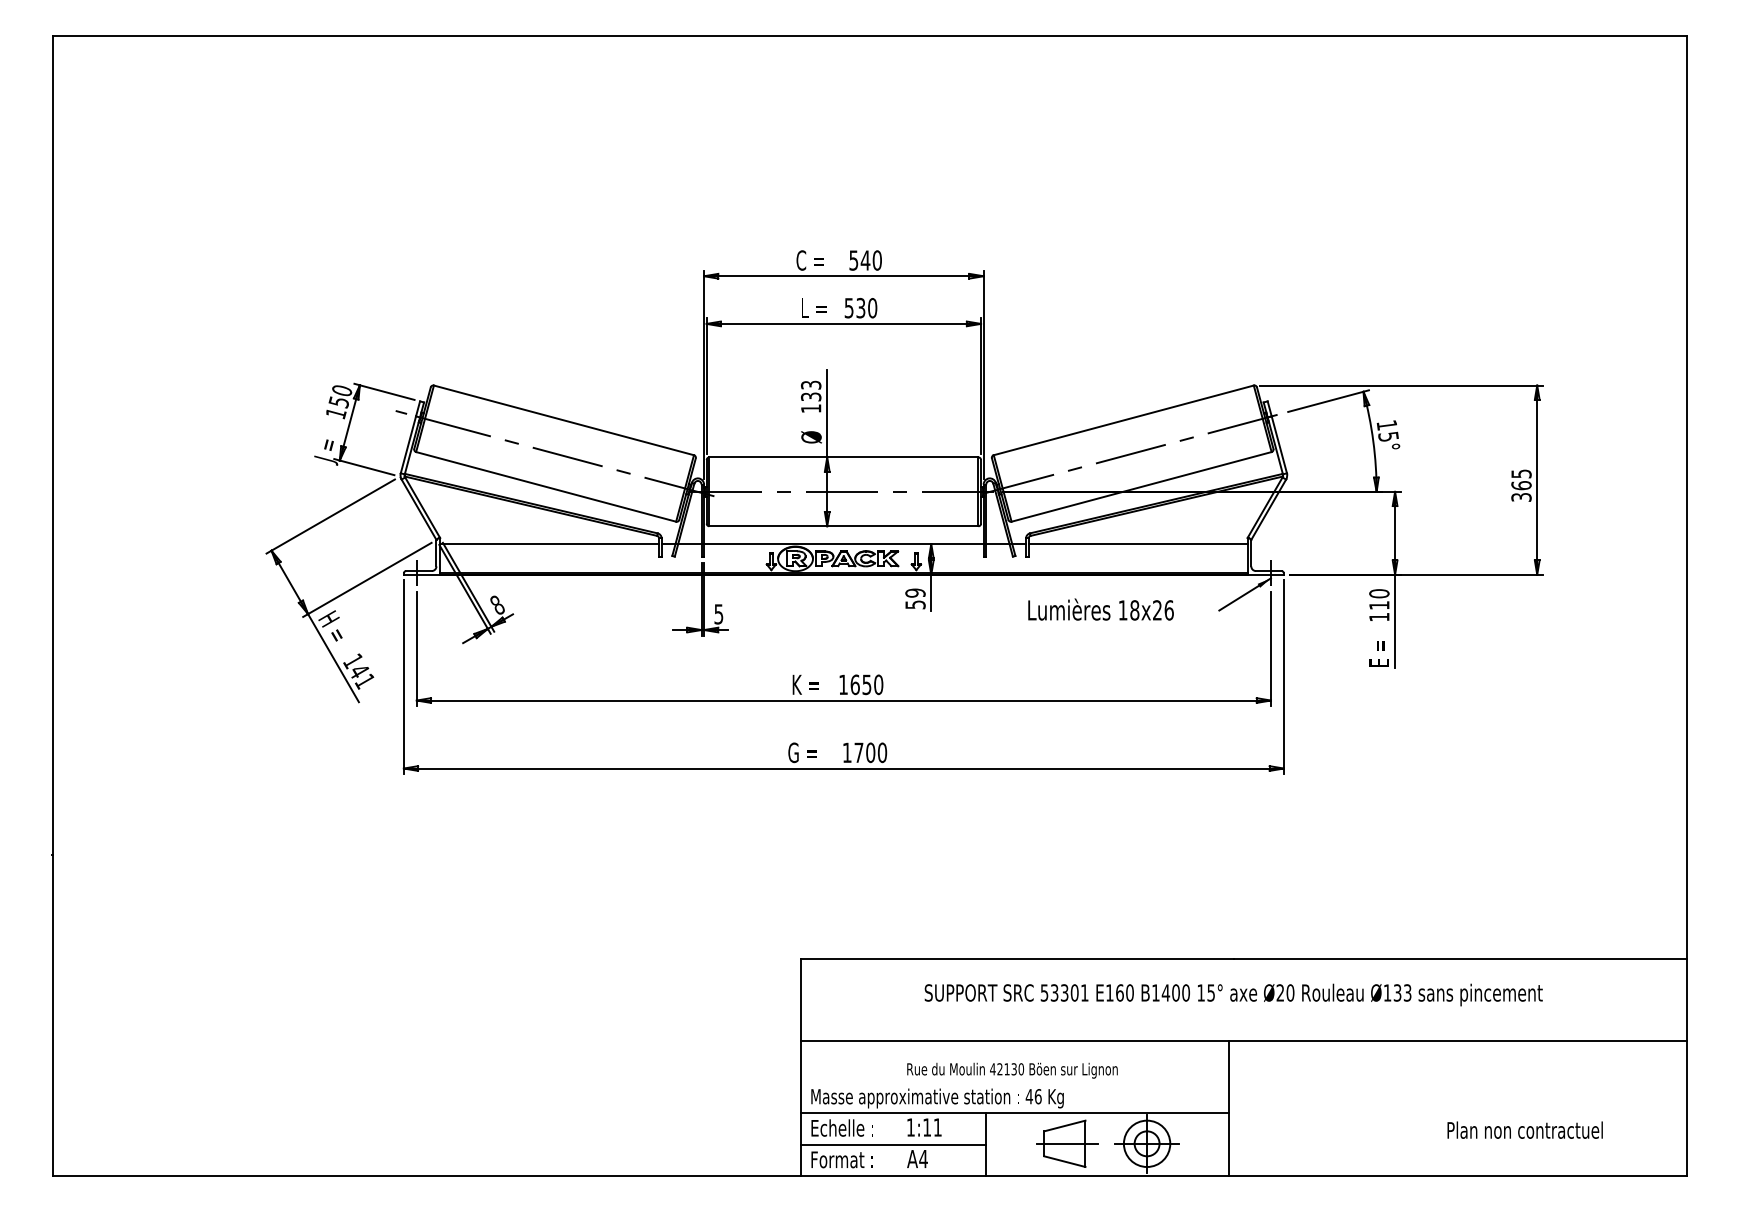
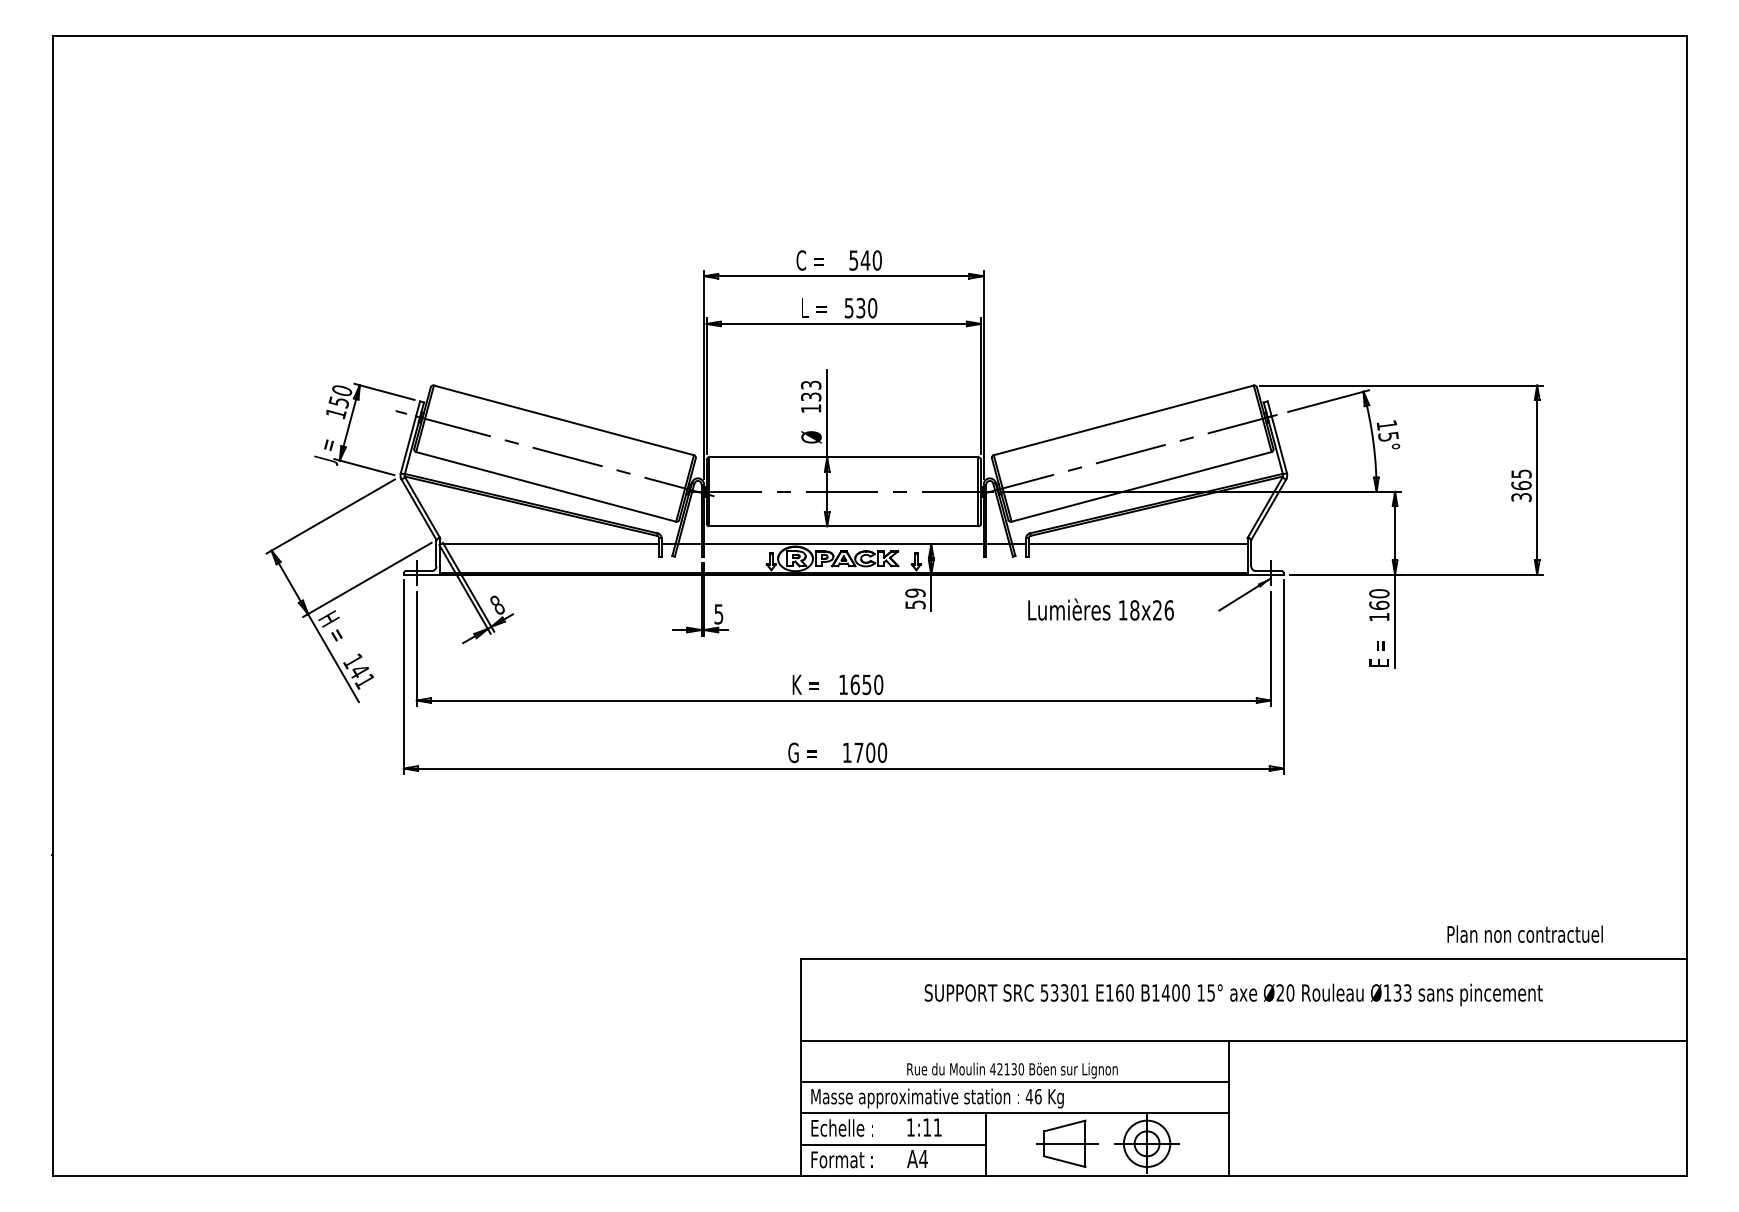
text: 110 -> 160 (1379, 604)
line: none -> present (1014, 1081)
text position: (1524, 1129) -> (1524, 933) (1524, 933)
